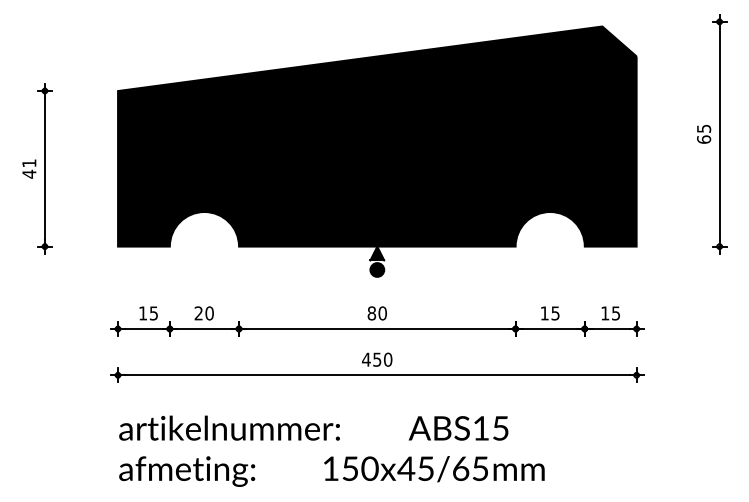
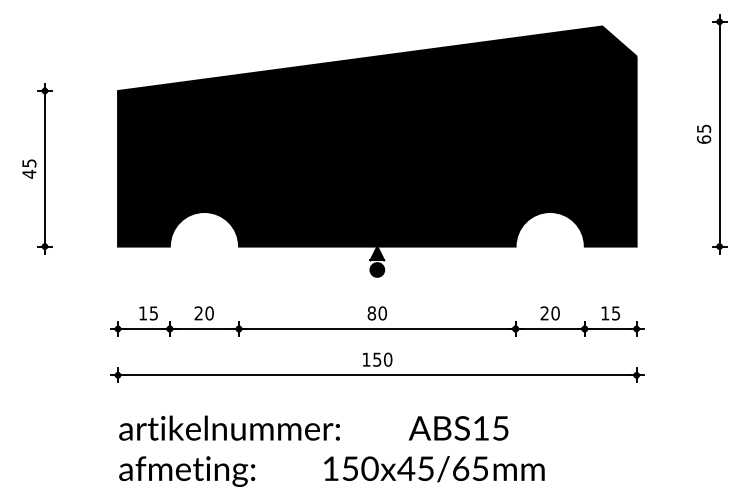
text: 41 -> 45 (29, 163)
text: 15 -> 20 (549, 313)
text: 450 -> 150 (365, 359)
